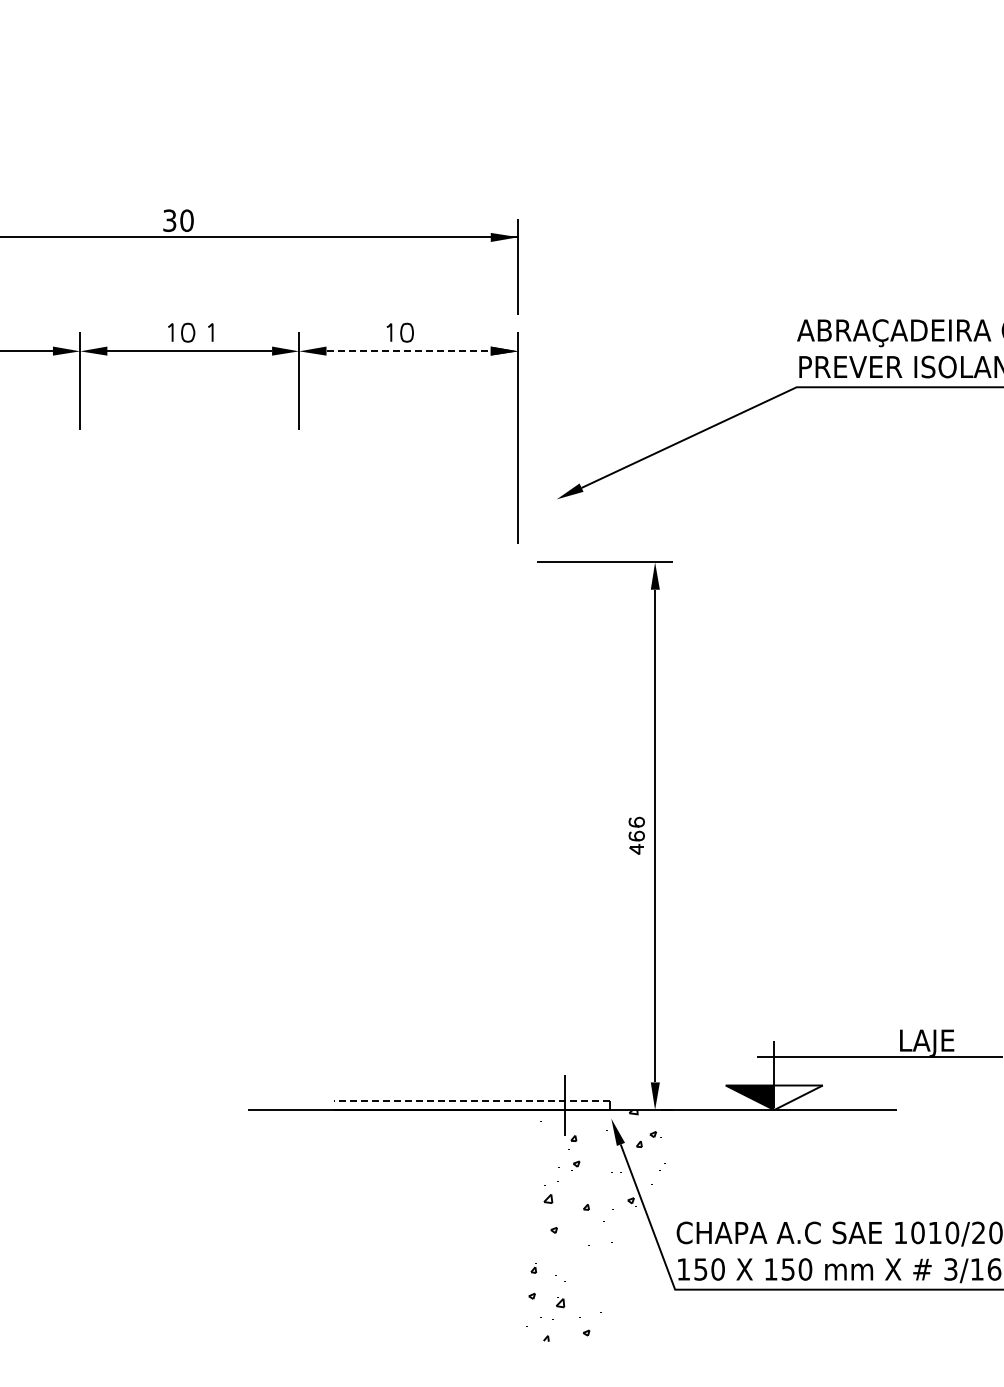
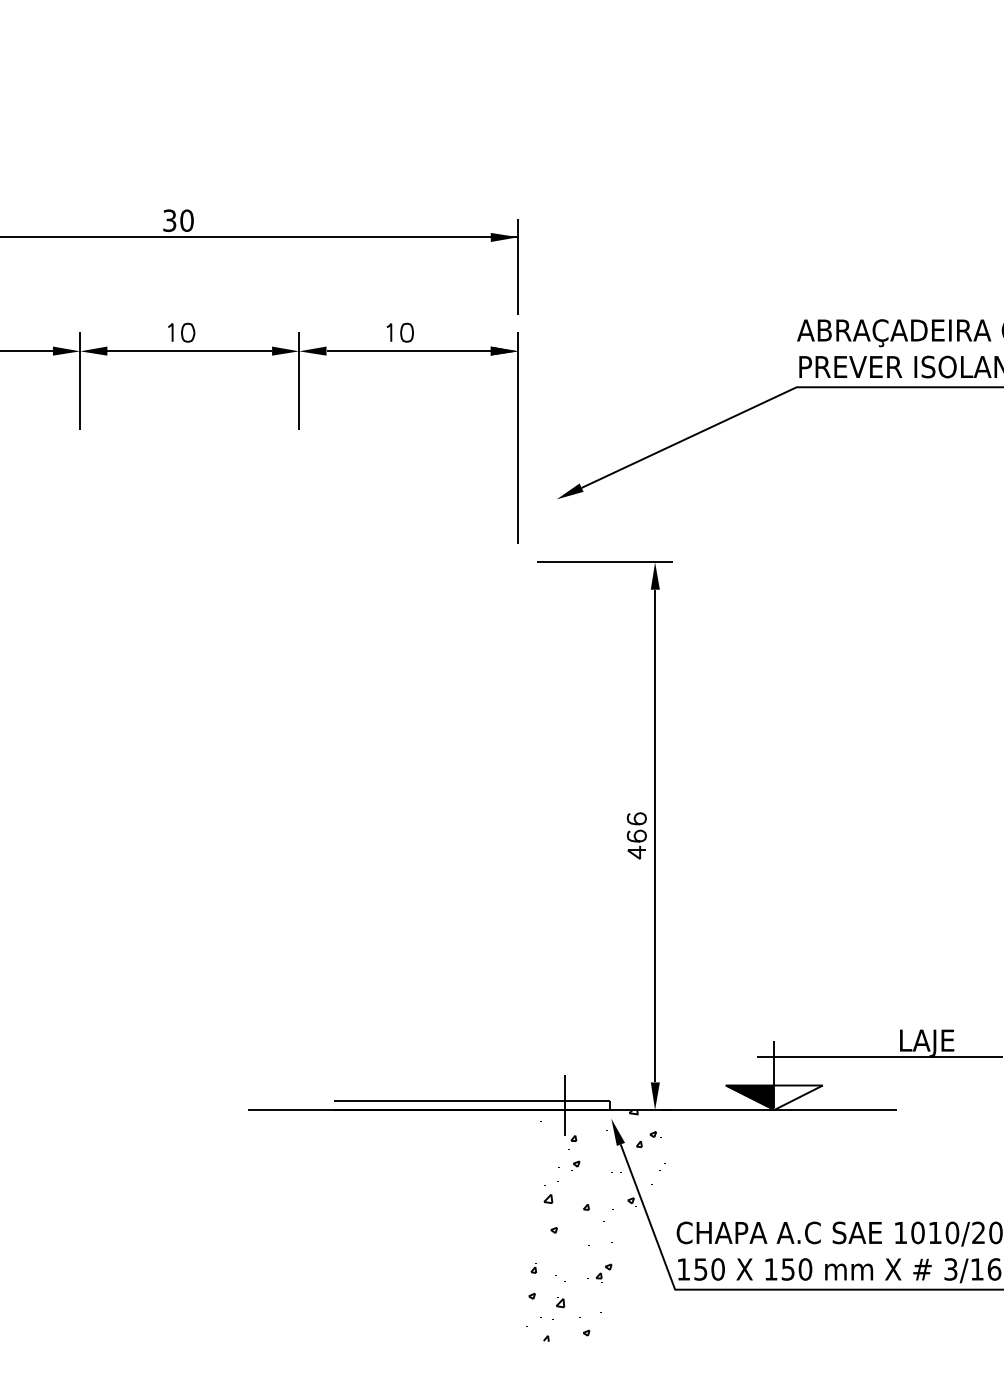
line: present -> none (211, 332)
line: dashed -> solid (409, 351)
part size: 17x39 px -> 21x48 px (636, 835)
line: dashed -> solid (471, 1100)
part: none -> present (599, 1272)
